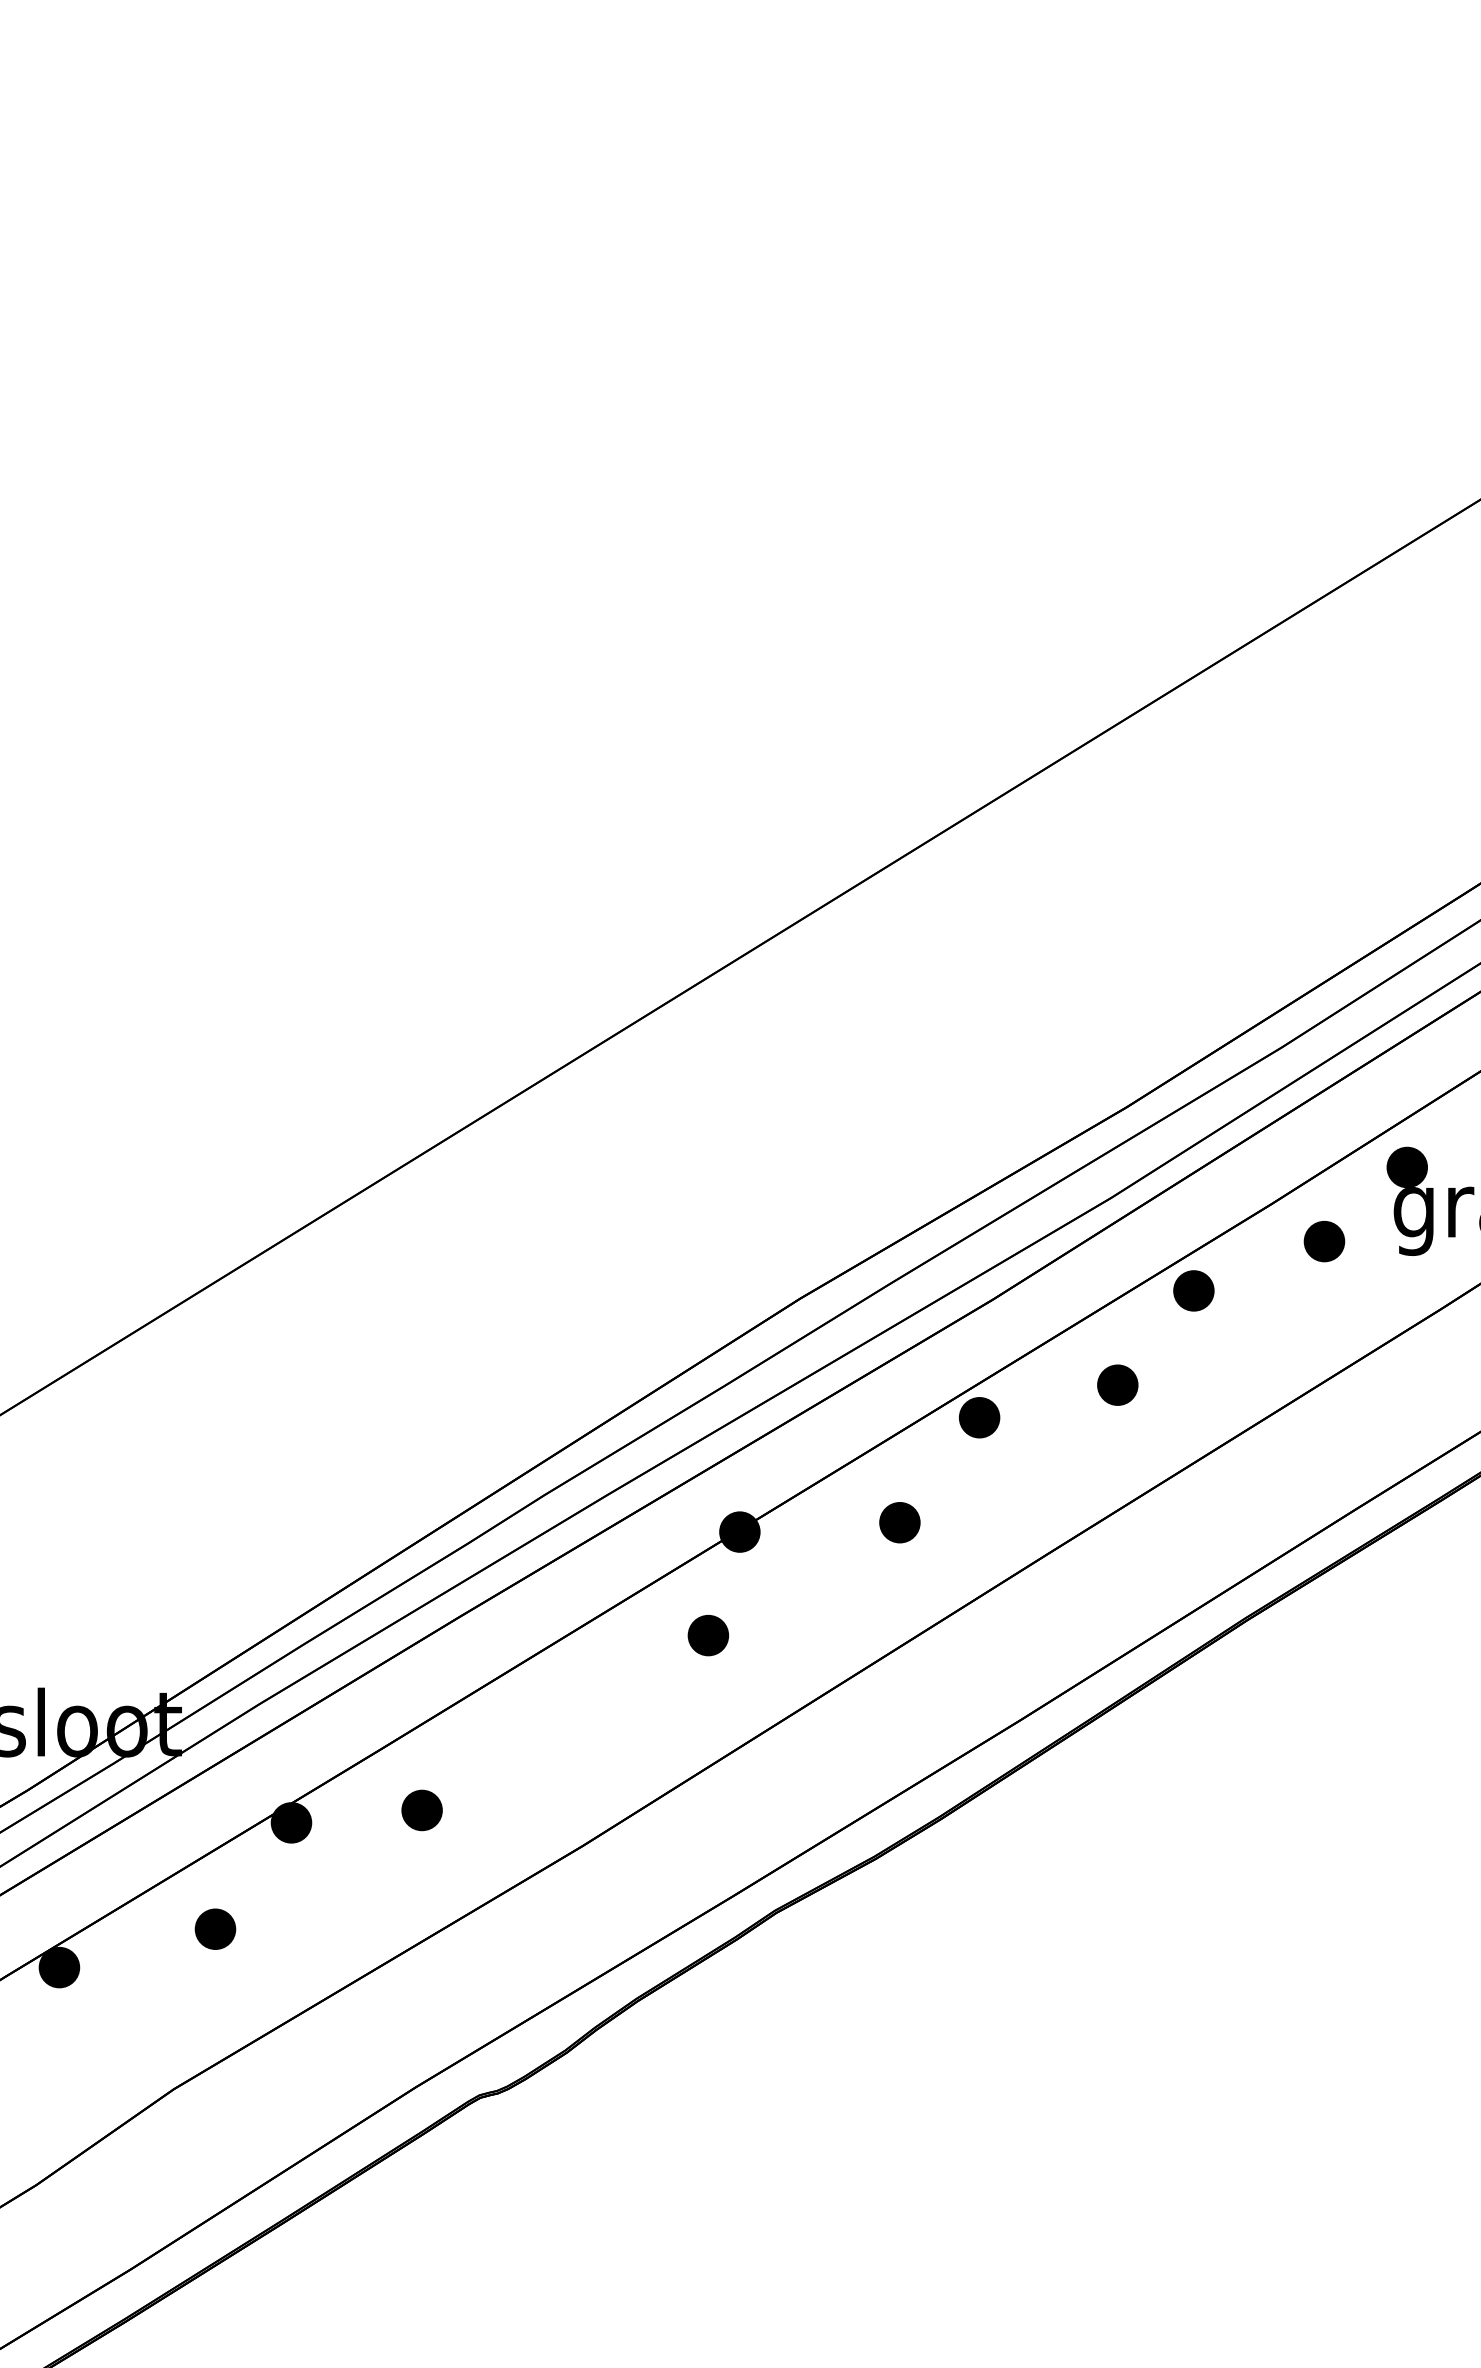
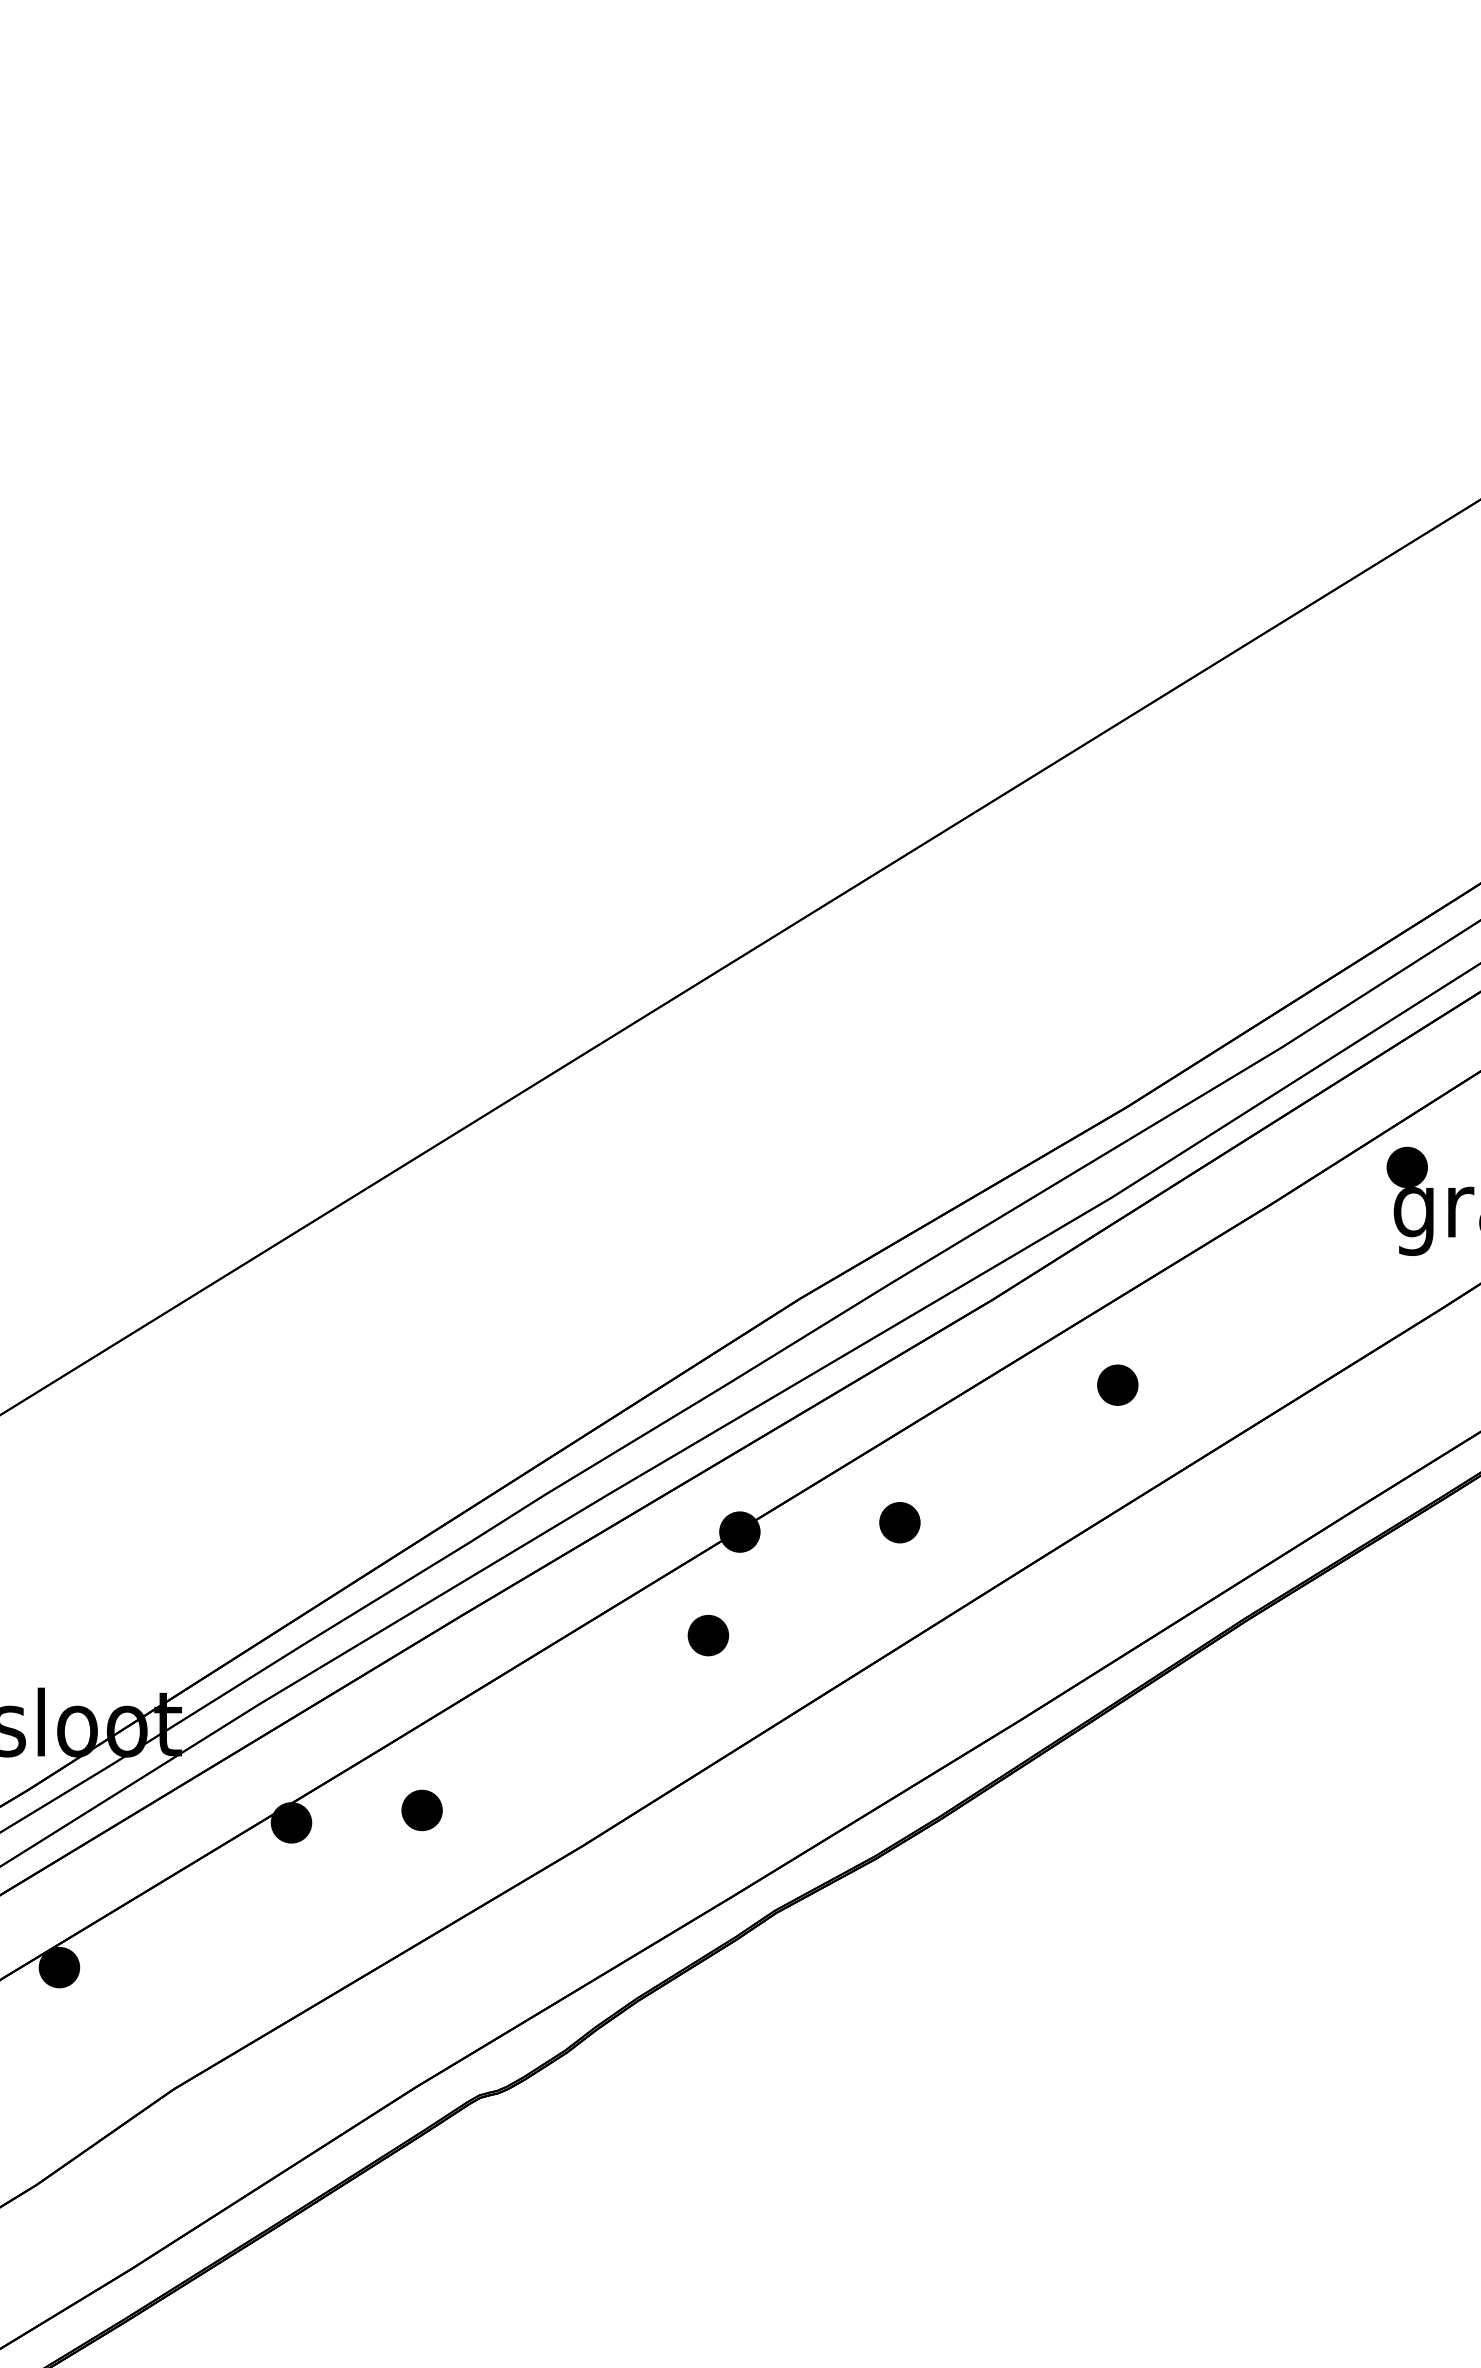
part: present -> none (1324, 1241)
part: present -> none (1193, 1290)
part: present -> none (979, 1417)
part: present -> none (215, 1928)
